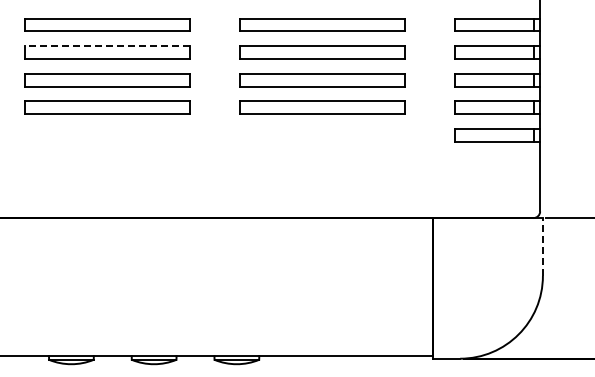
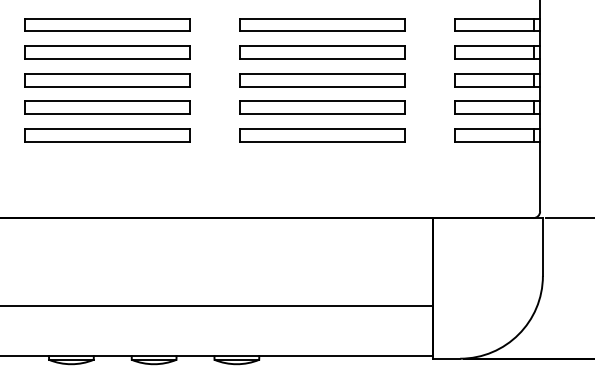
line: dashed -> solid (107, 46)
part: none -> present (107, 135)
part: none -> present (322, 135)
line: dashed -> solid (542, 247)
line: none -> present (217, 305)
